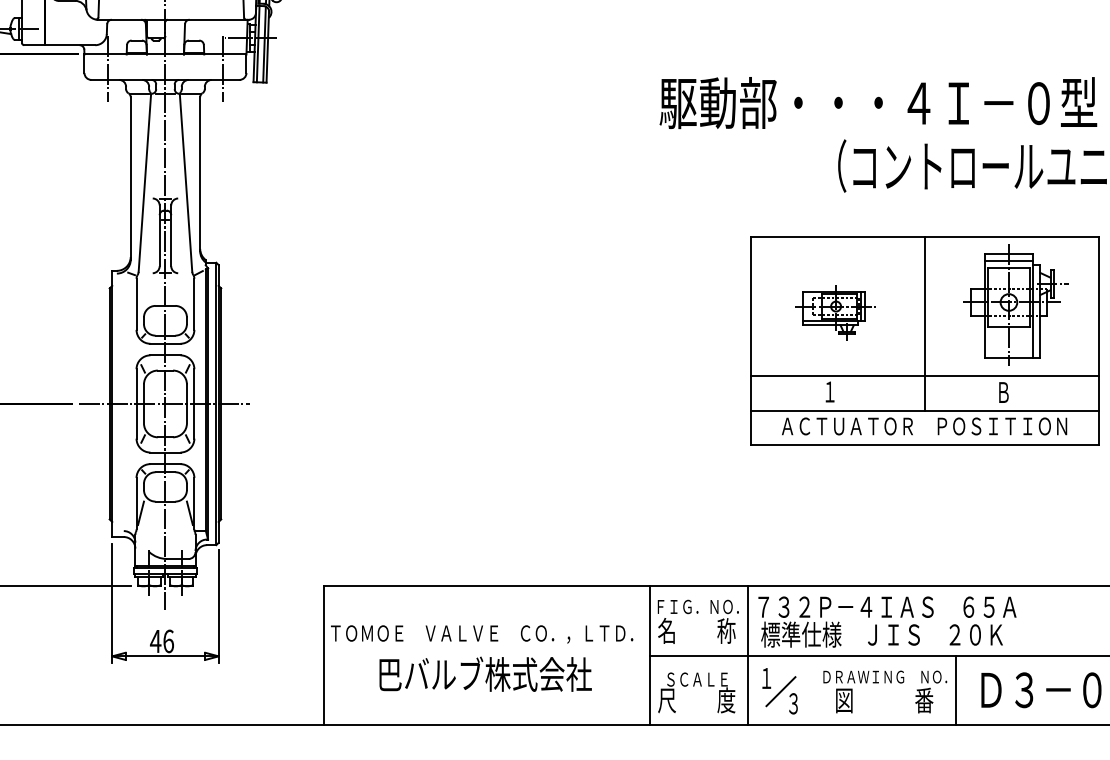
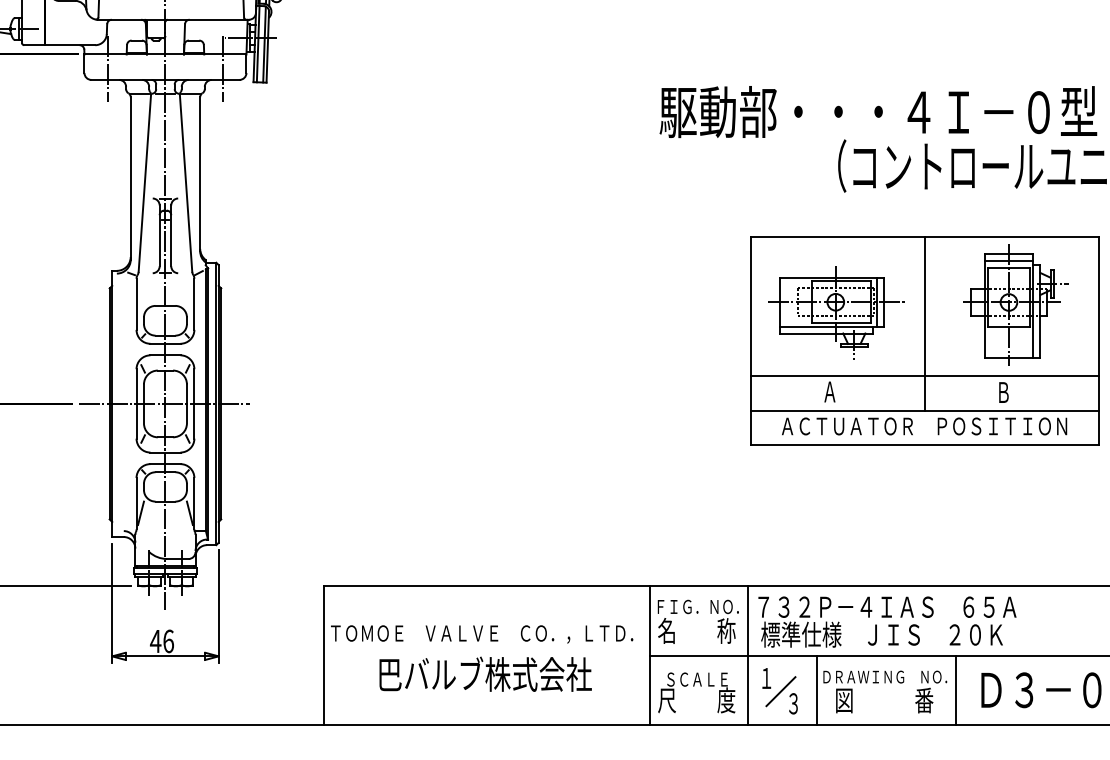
text position: (878, 103) -> (878, 112) (878, 112)
part size: 81x56 px -> 137x94 px (836, 312)
text: １ -> Ａ (829, 391)
line: none -> present (816, 690)
